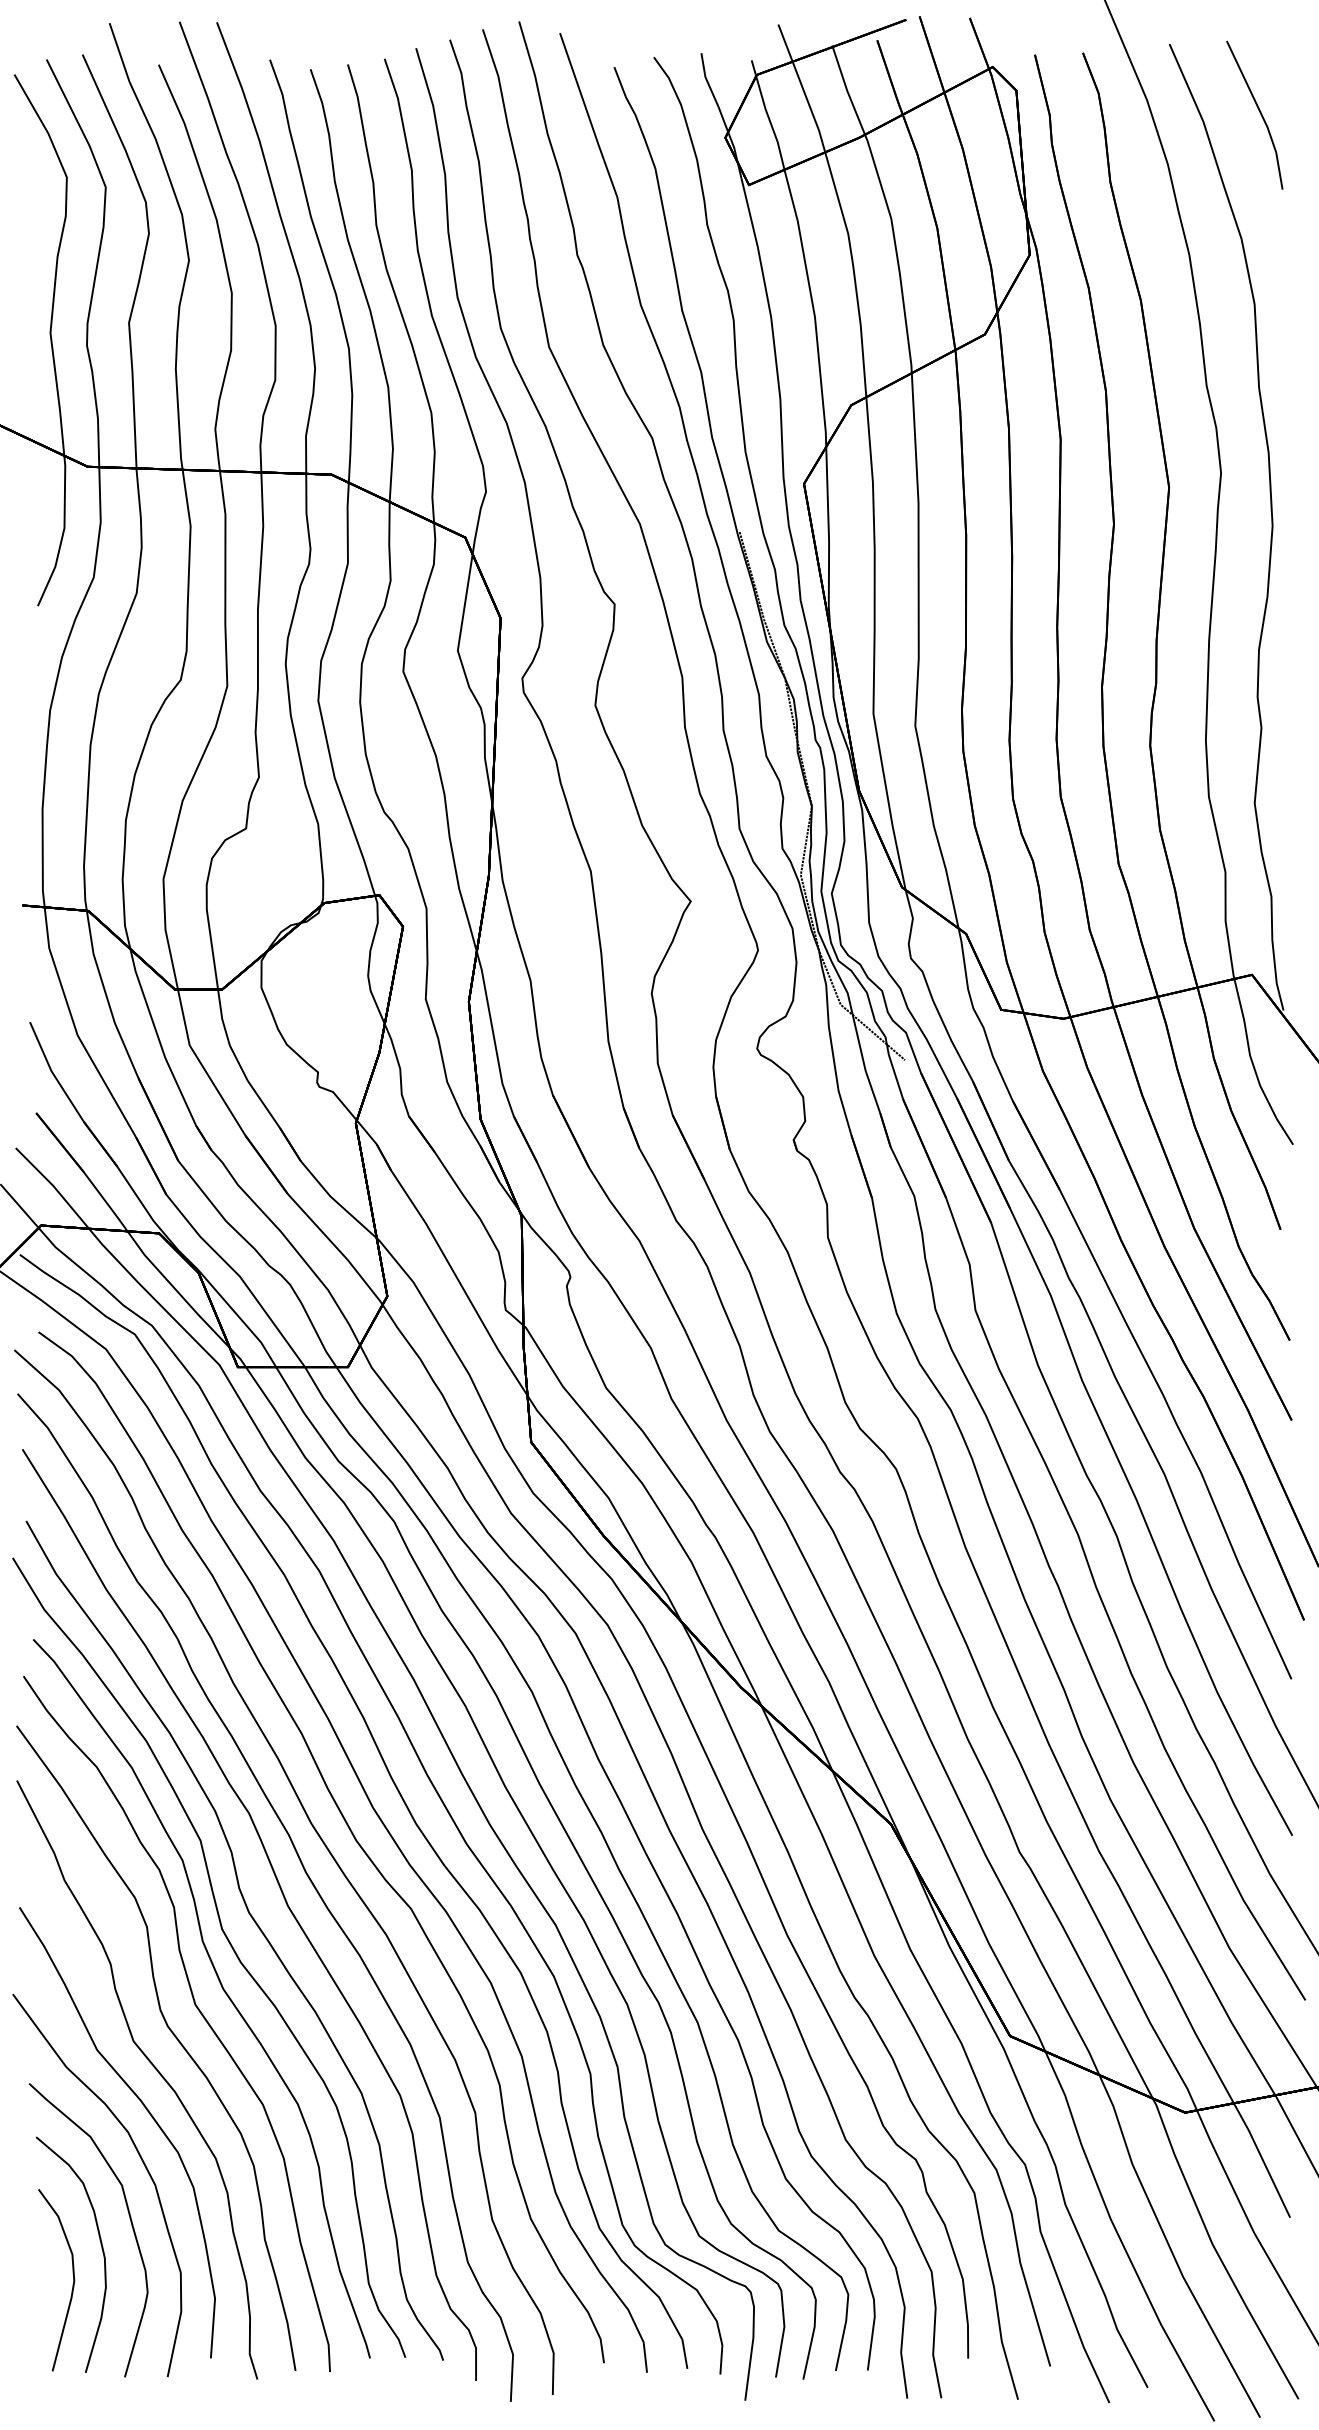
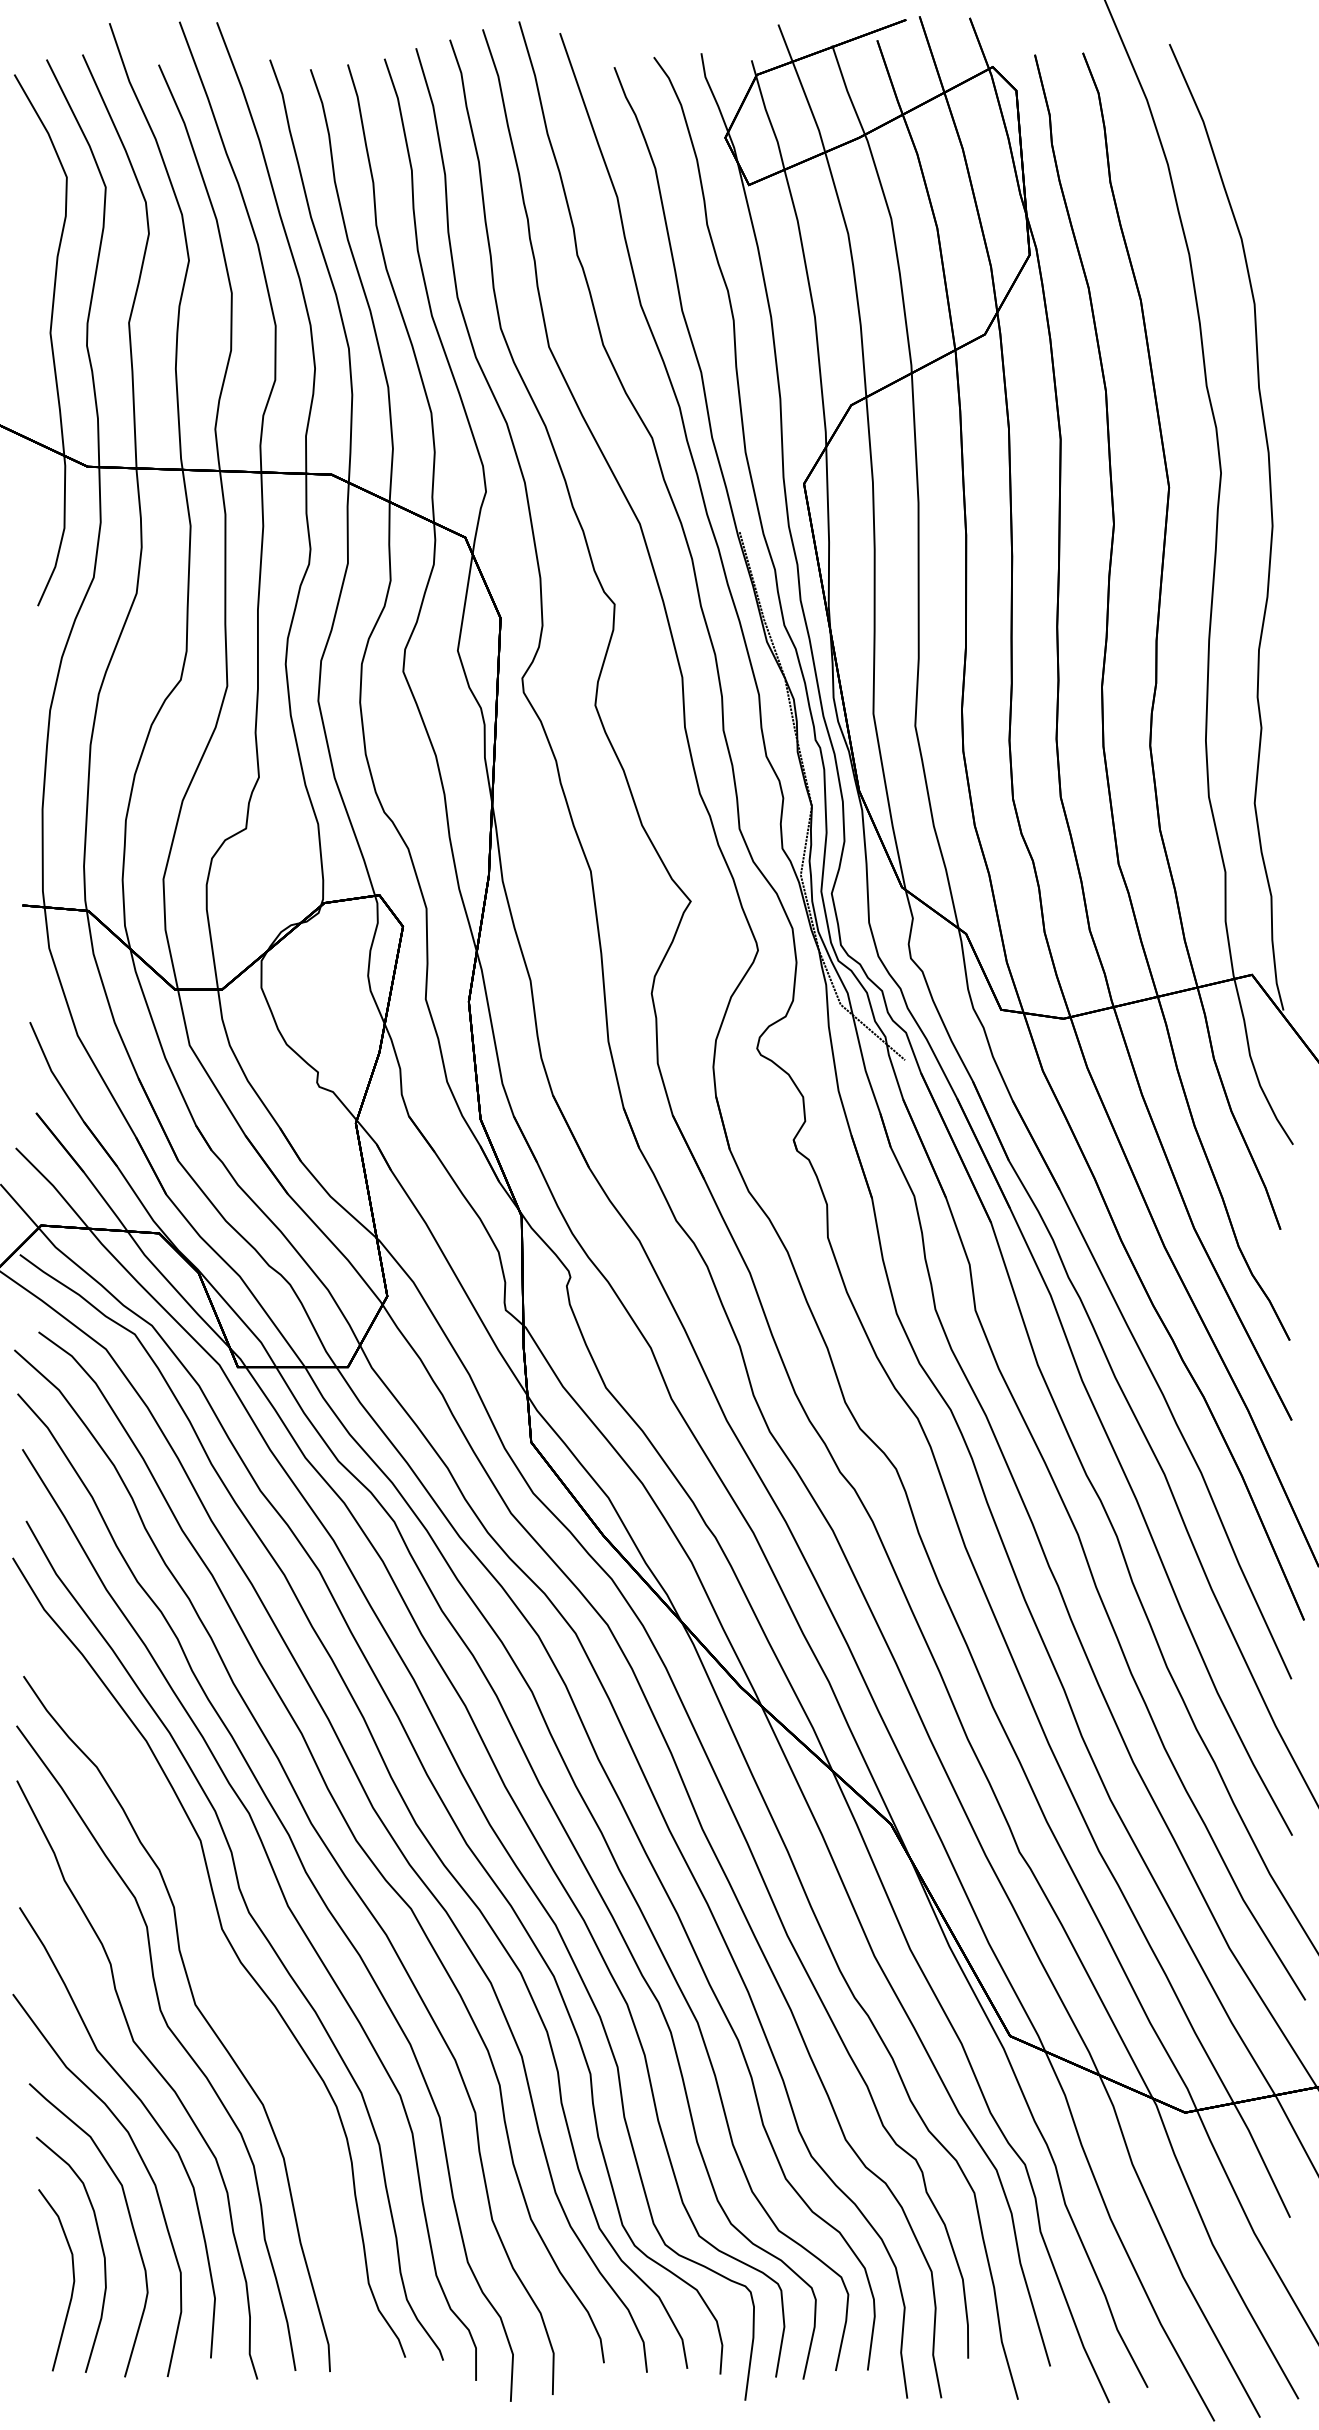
line: present -> none (1259, 112)
part: present -> none (221, 1987)
